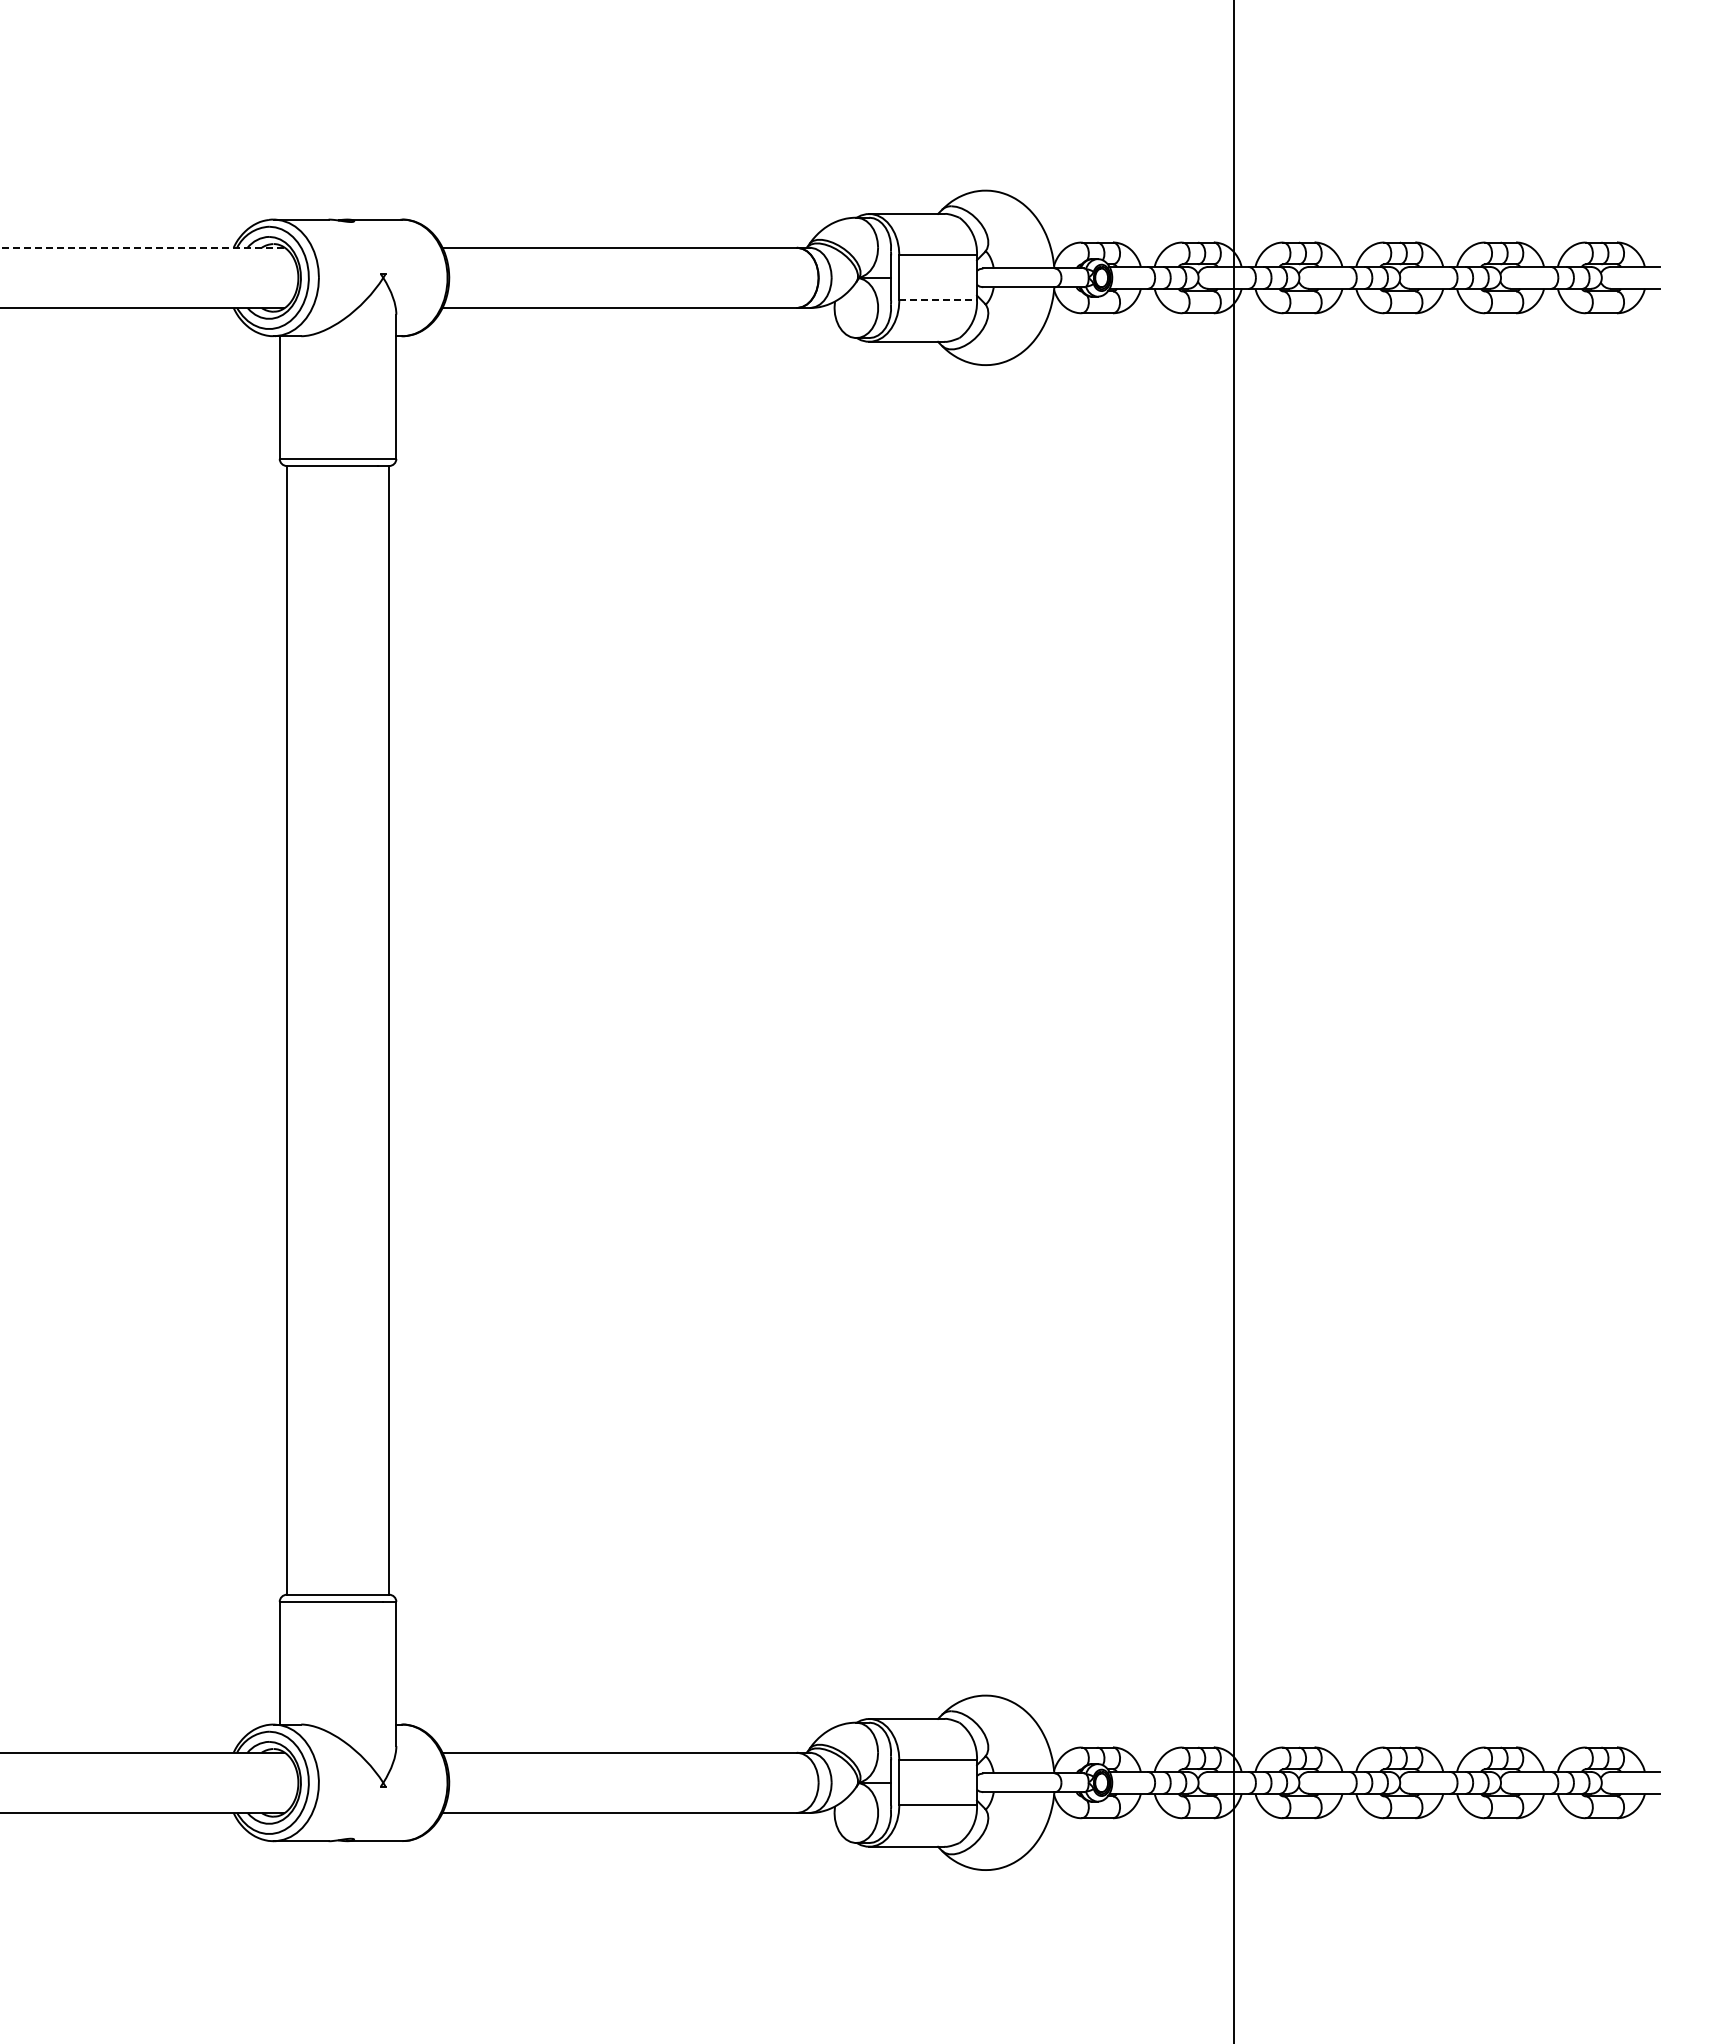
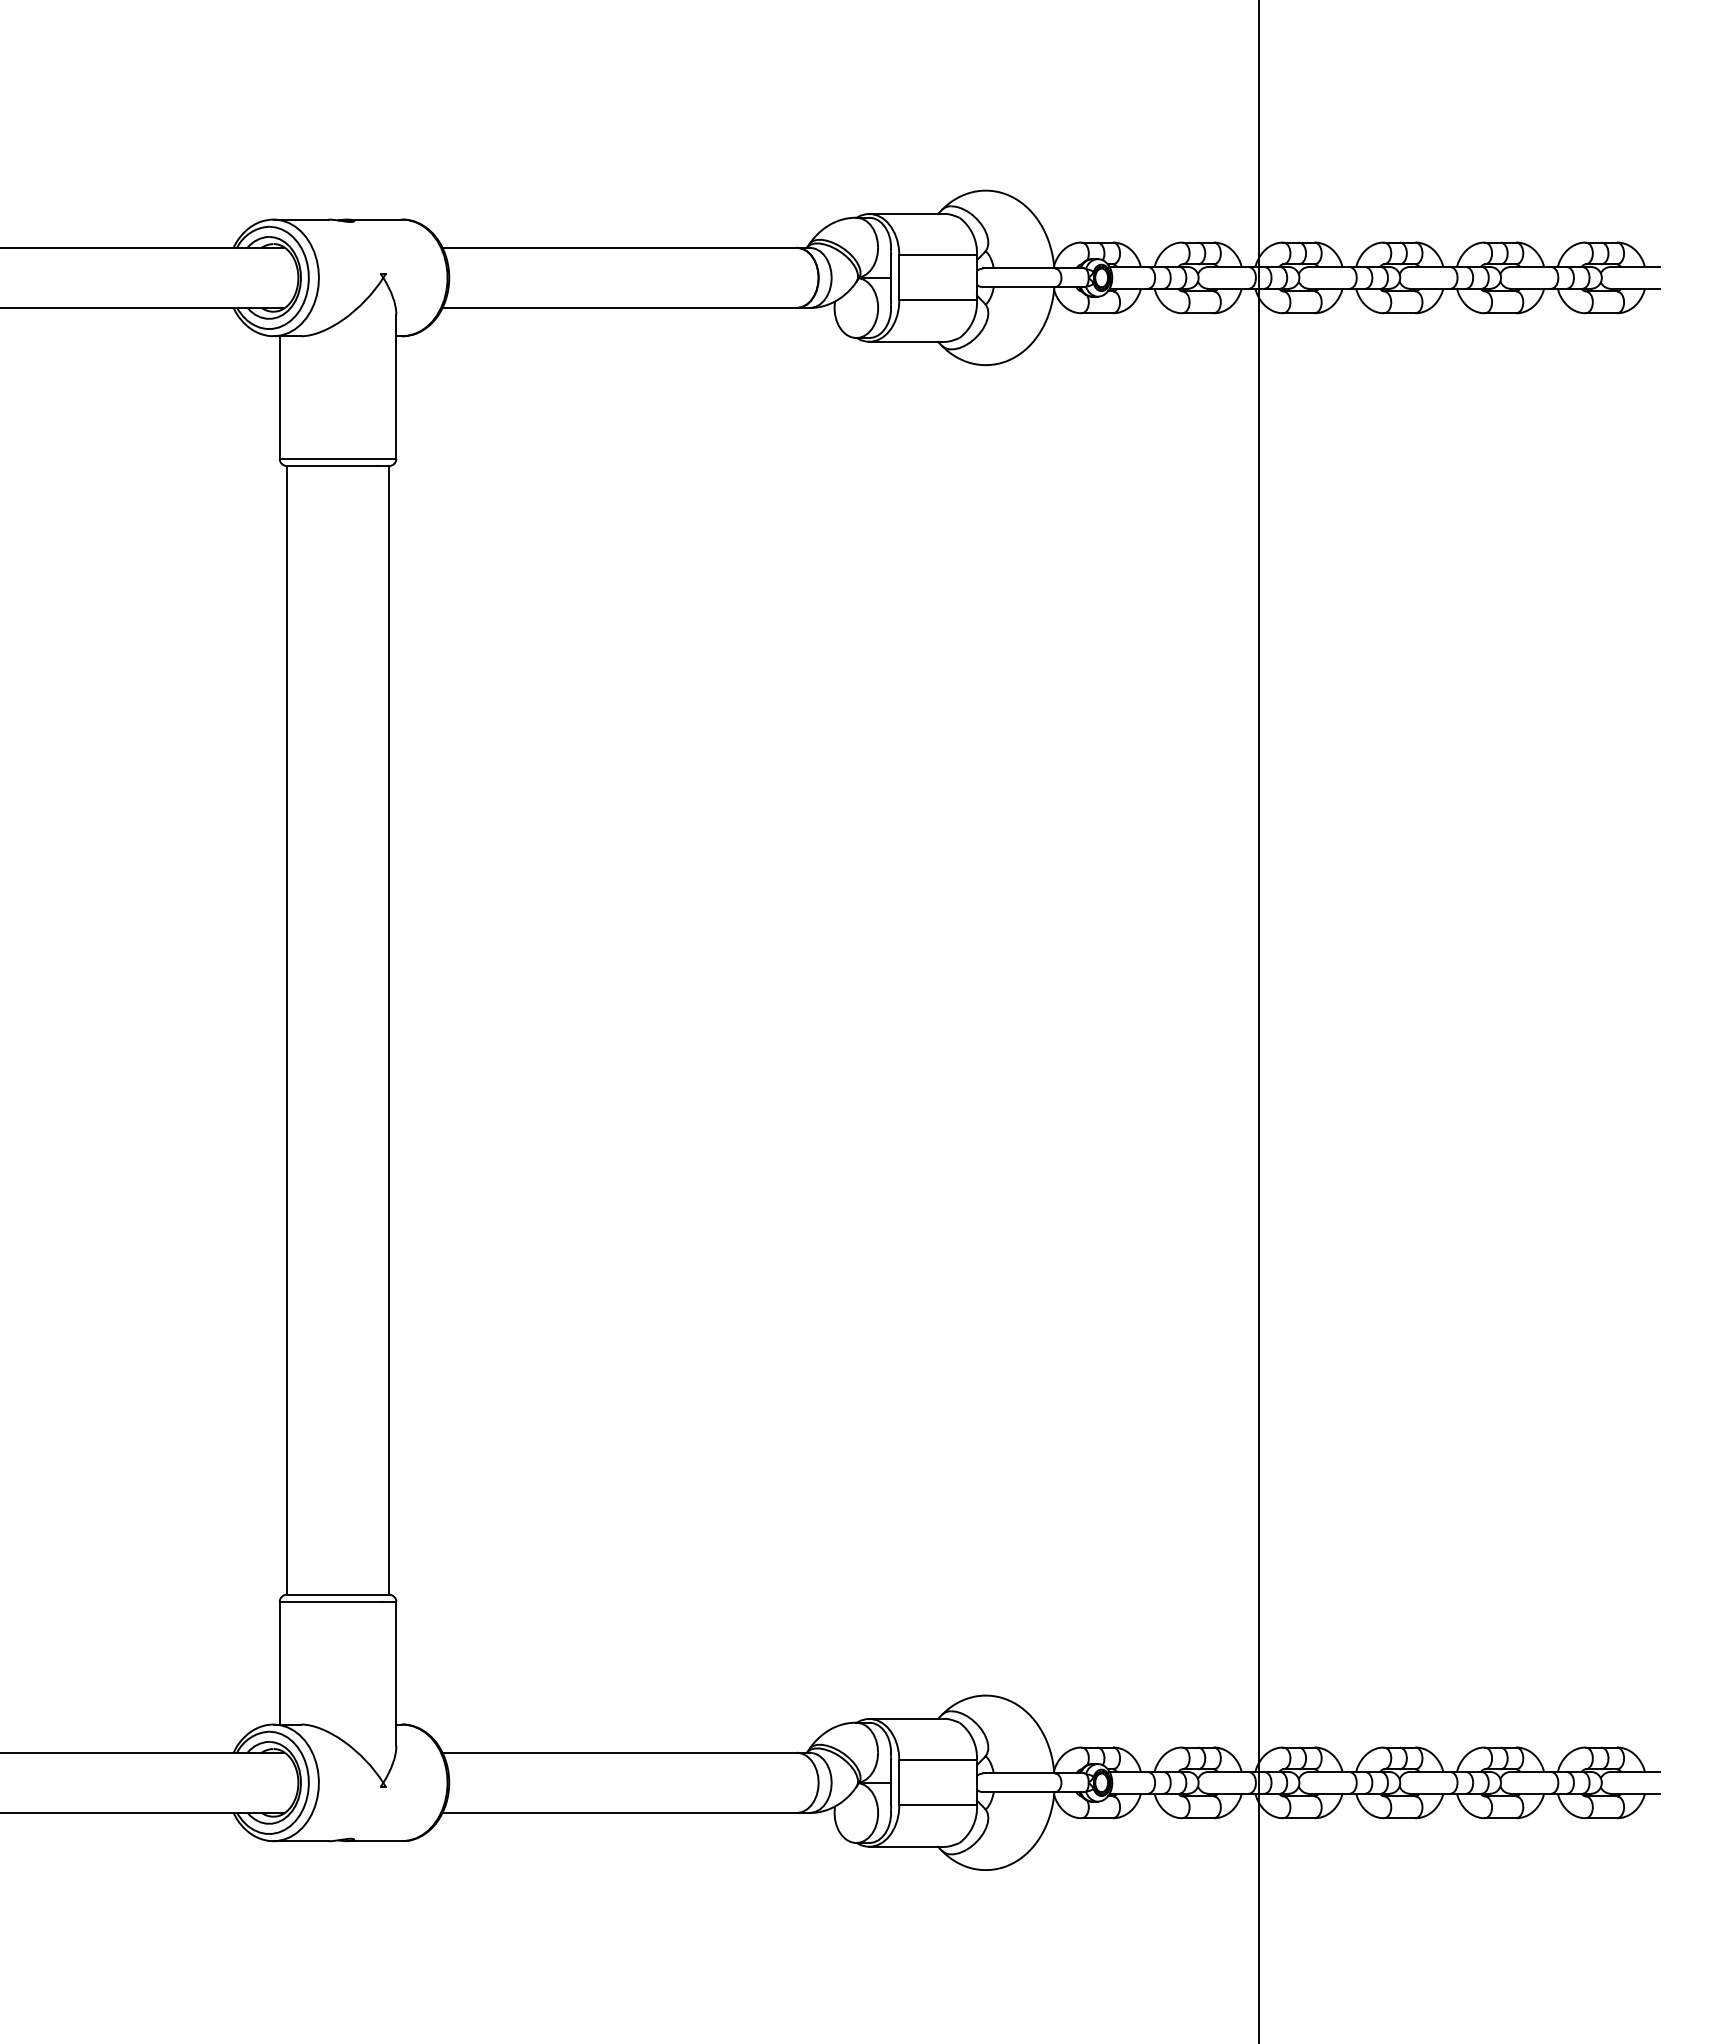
line: dashed -> solid (142, 247)
line: dashed -> solid (938, 300)
line position: (1234, 1021) -> (1259, 1021) (1259, 1021)
